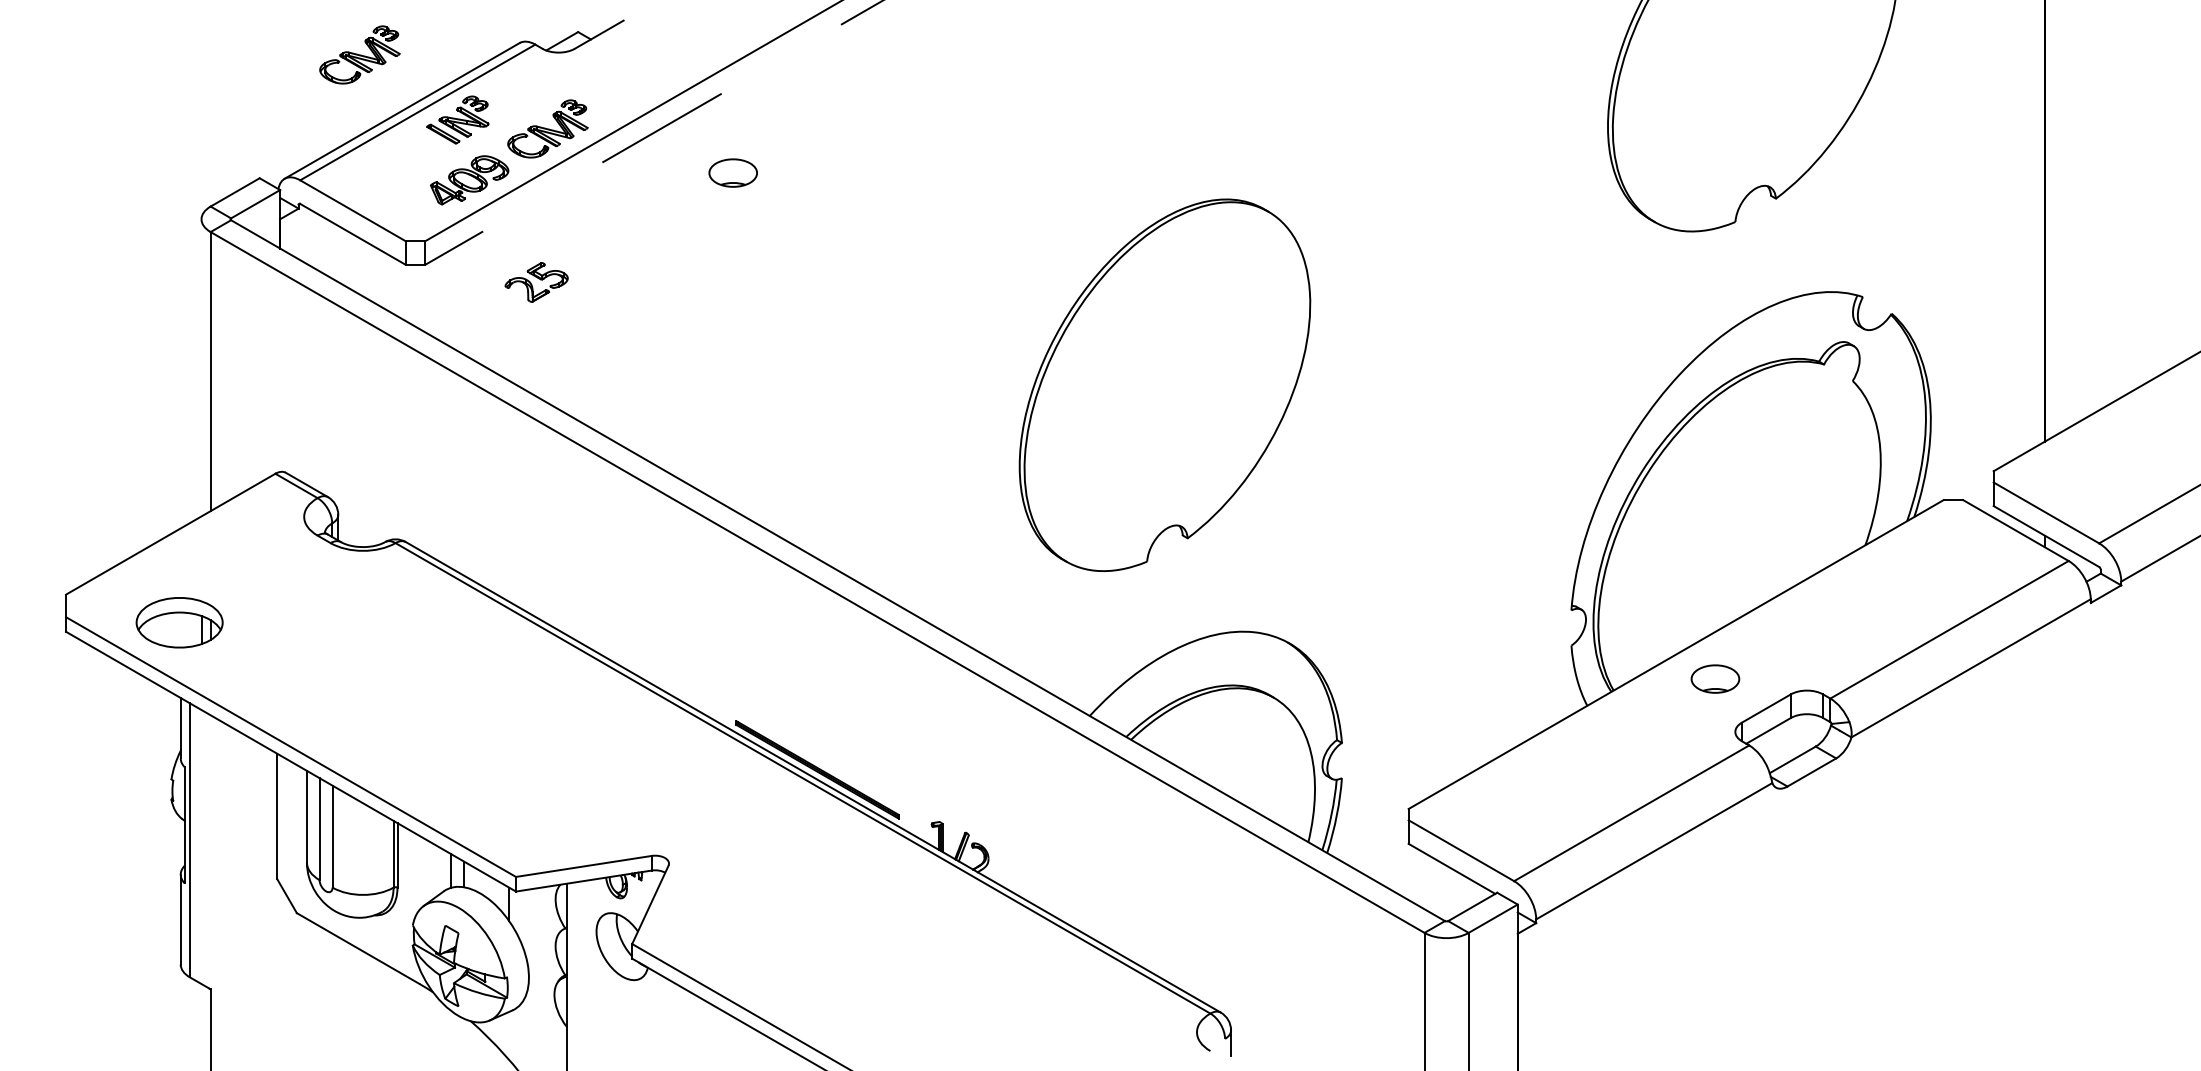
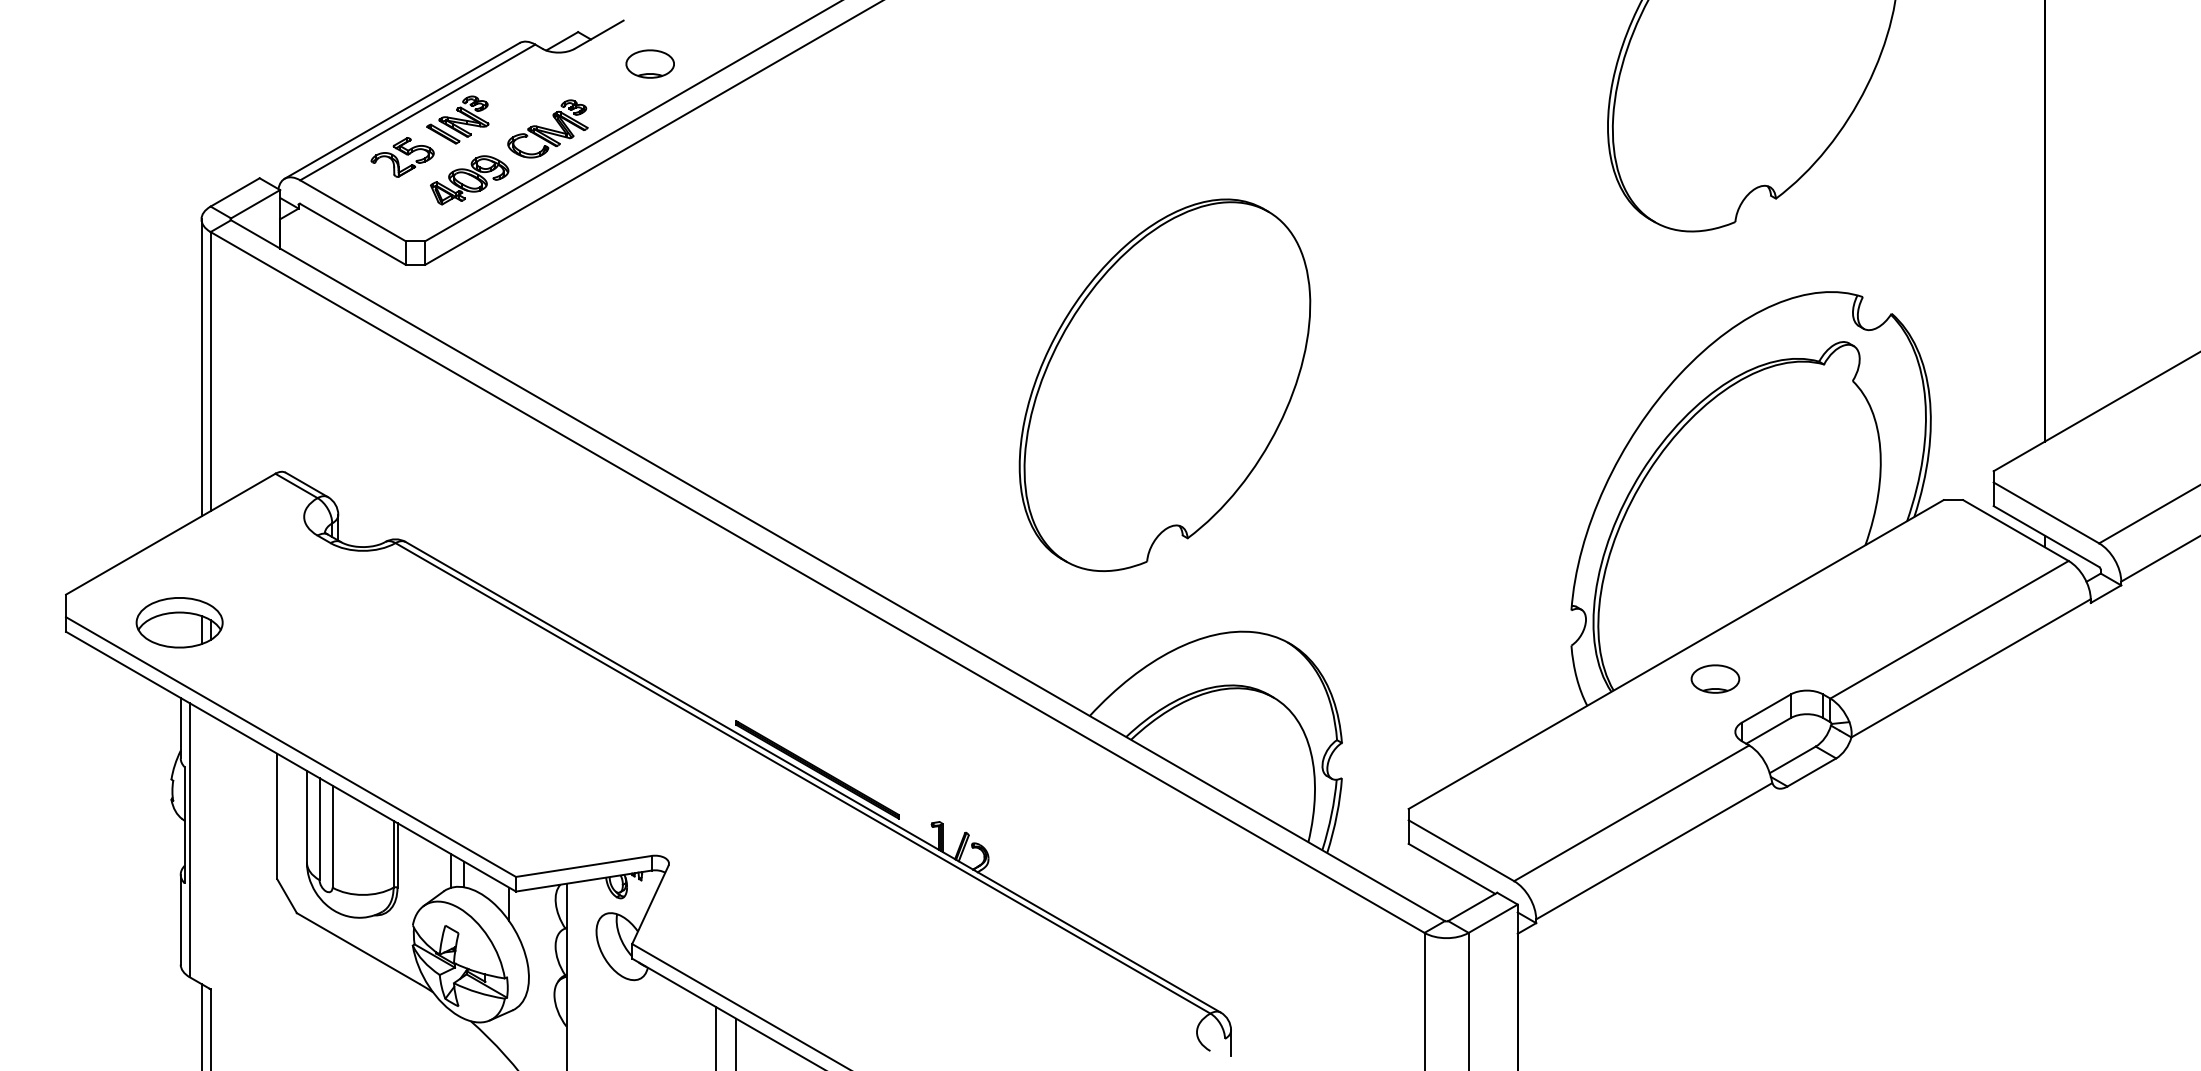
part: present -> none (359, 54)
line: dashed -> solid (653, 132)
part position: (732, 172) -> (649, 63) (649, 63)
part position: (536, 282) -> (402, 157) (402, 157)
line: none -> present (201, 367)
line: none -> present (201, 1025)
line: none -> present (715, 1036)
line: none -> present (735, 1042)
